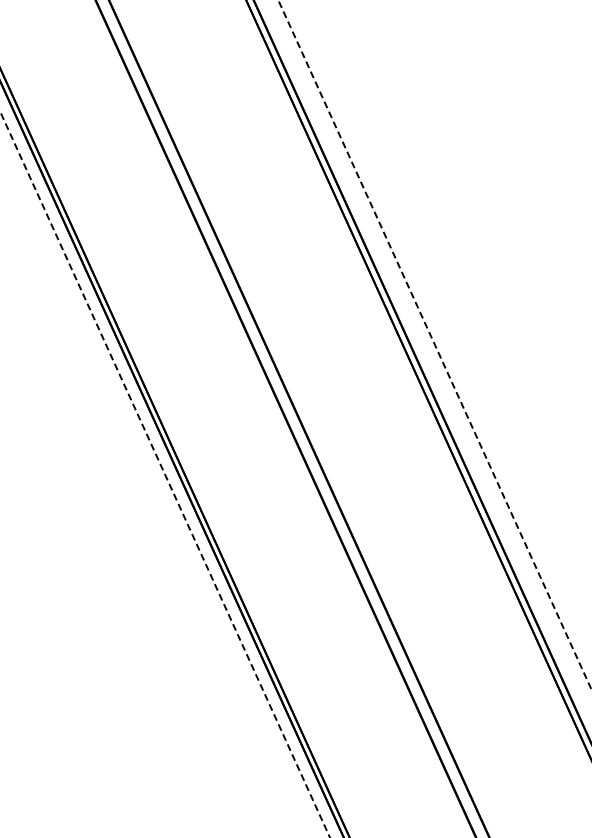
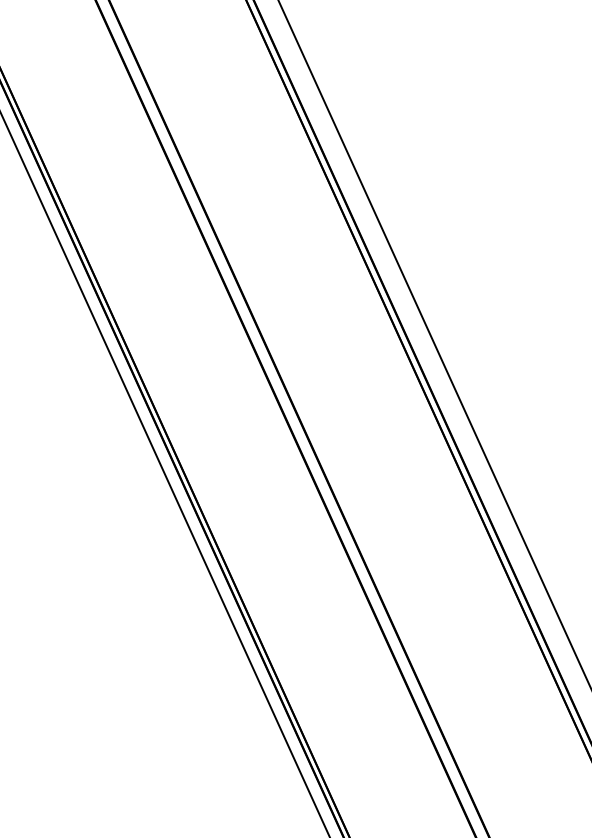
line: dashed -> solid (434, 344)
line: dashed -> solid (165, 475)
